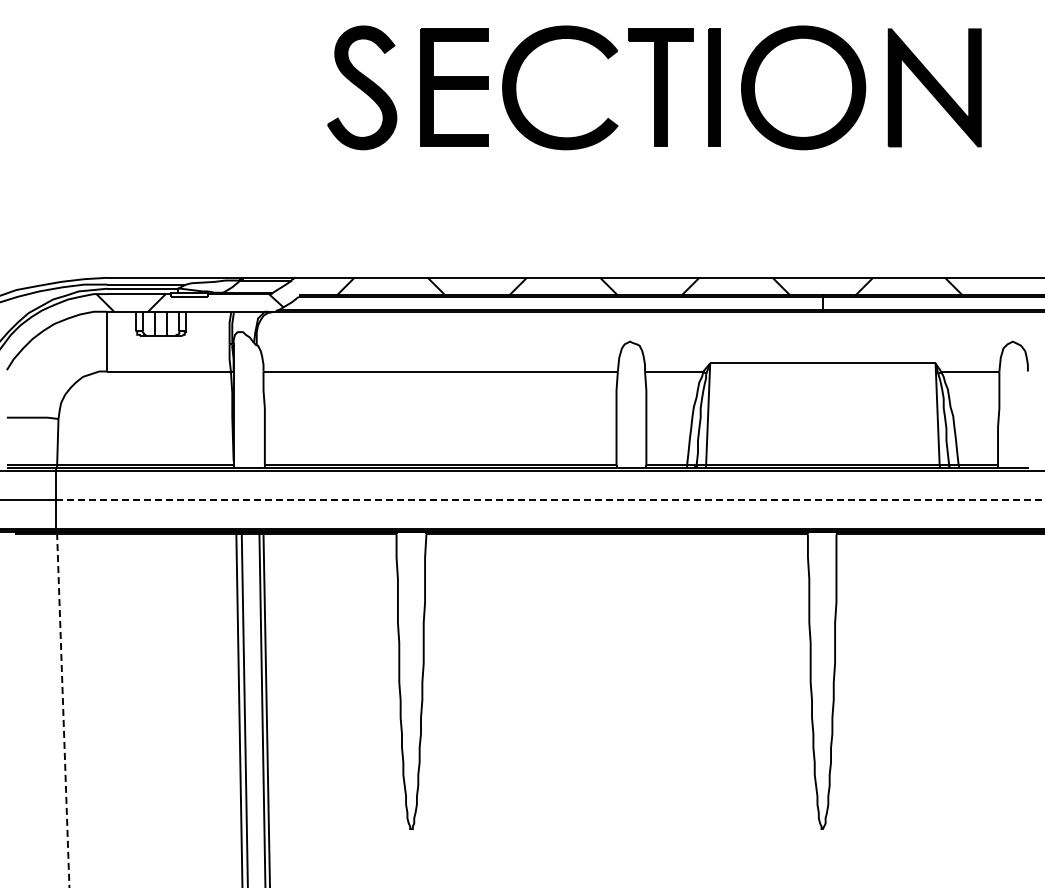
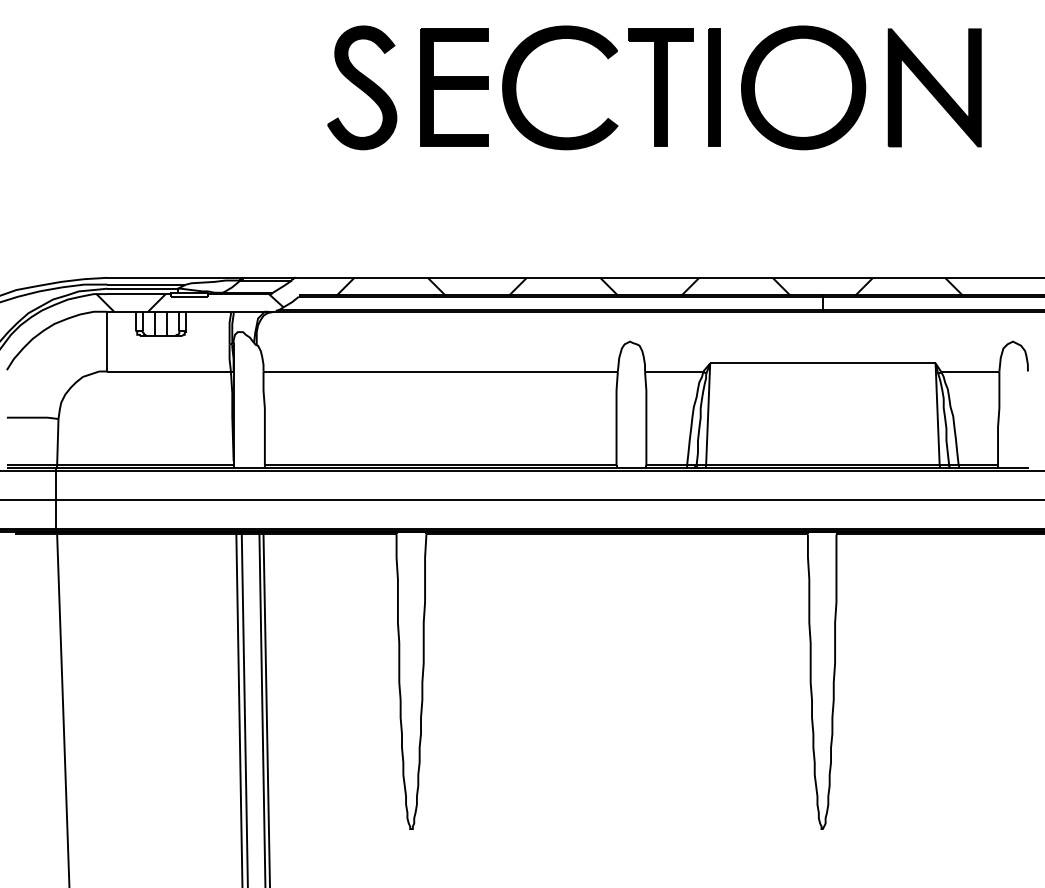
line: dashed -> solid (550, 500)
line: dashed -> solid (63, 710)
